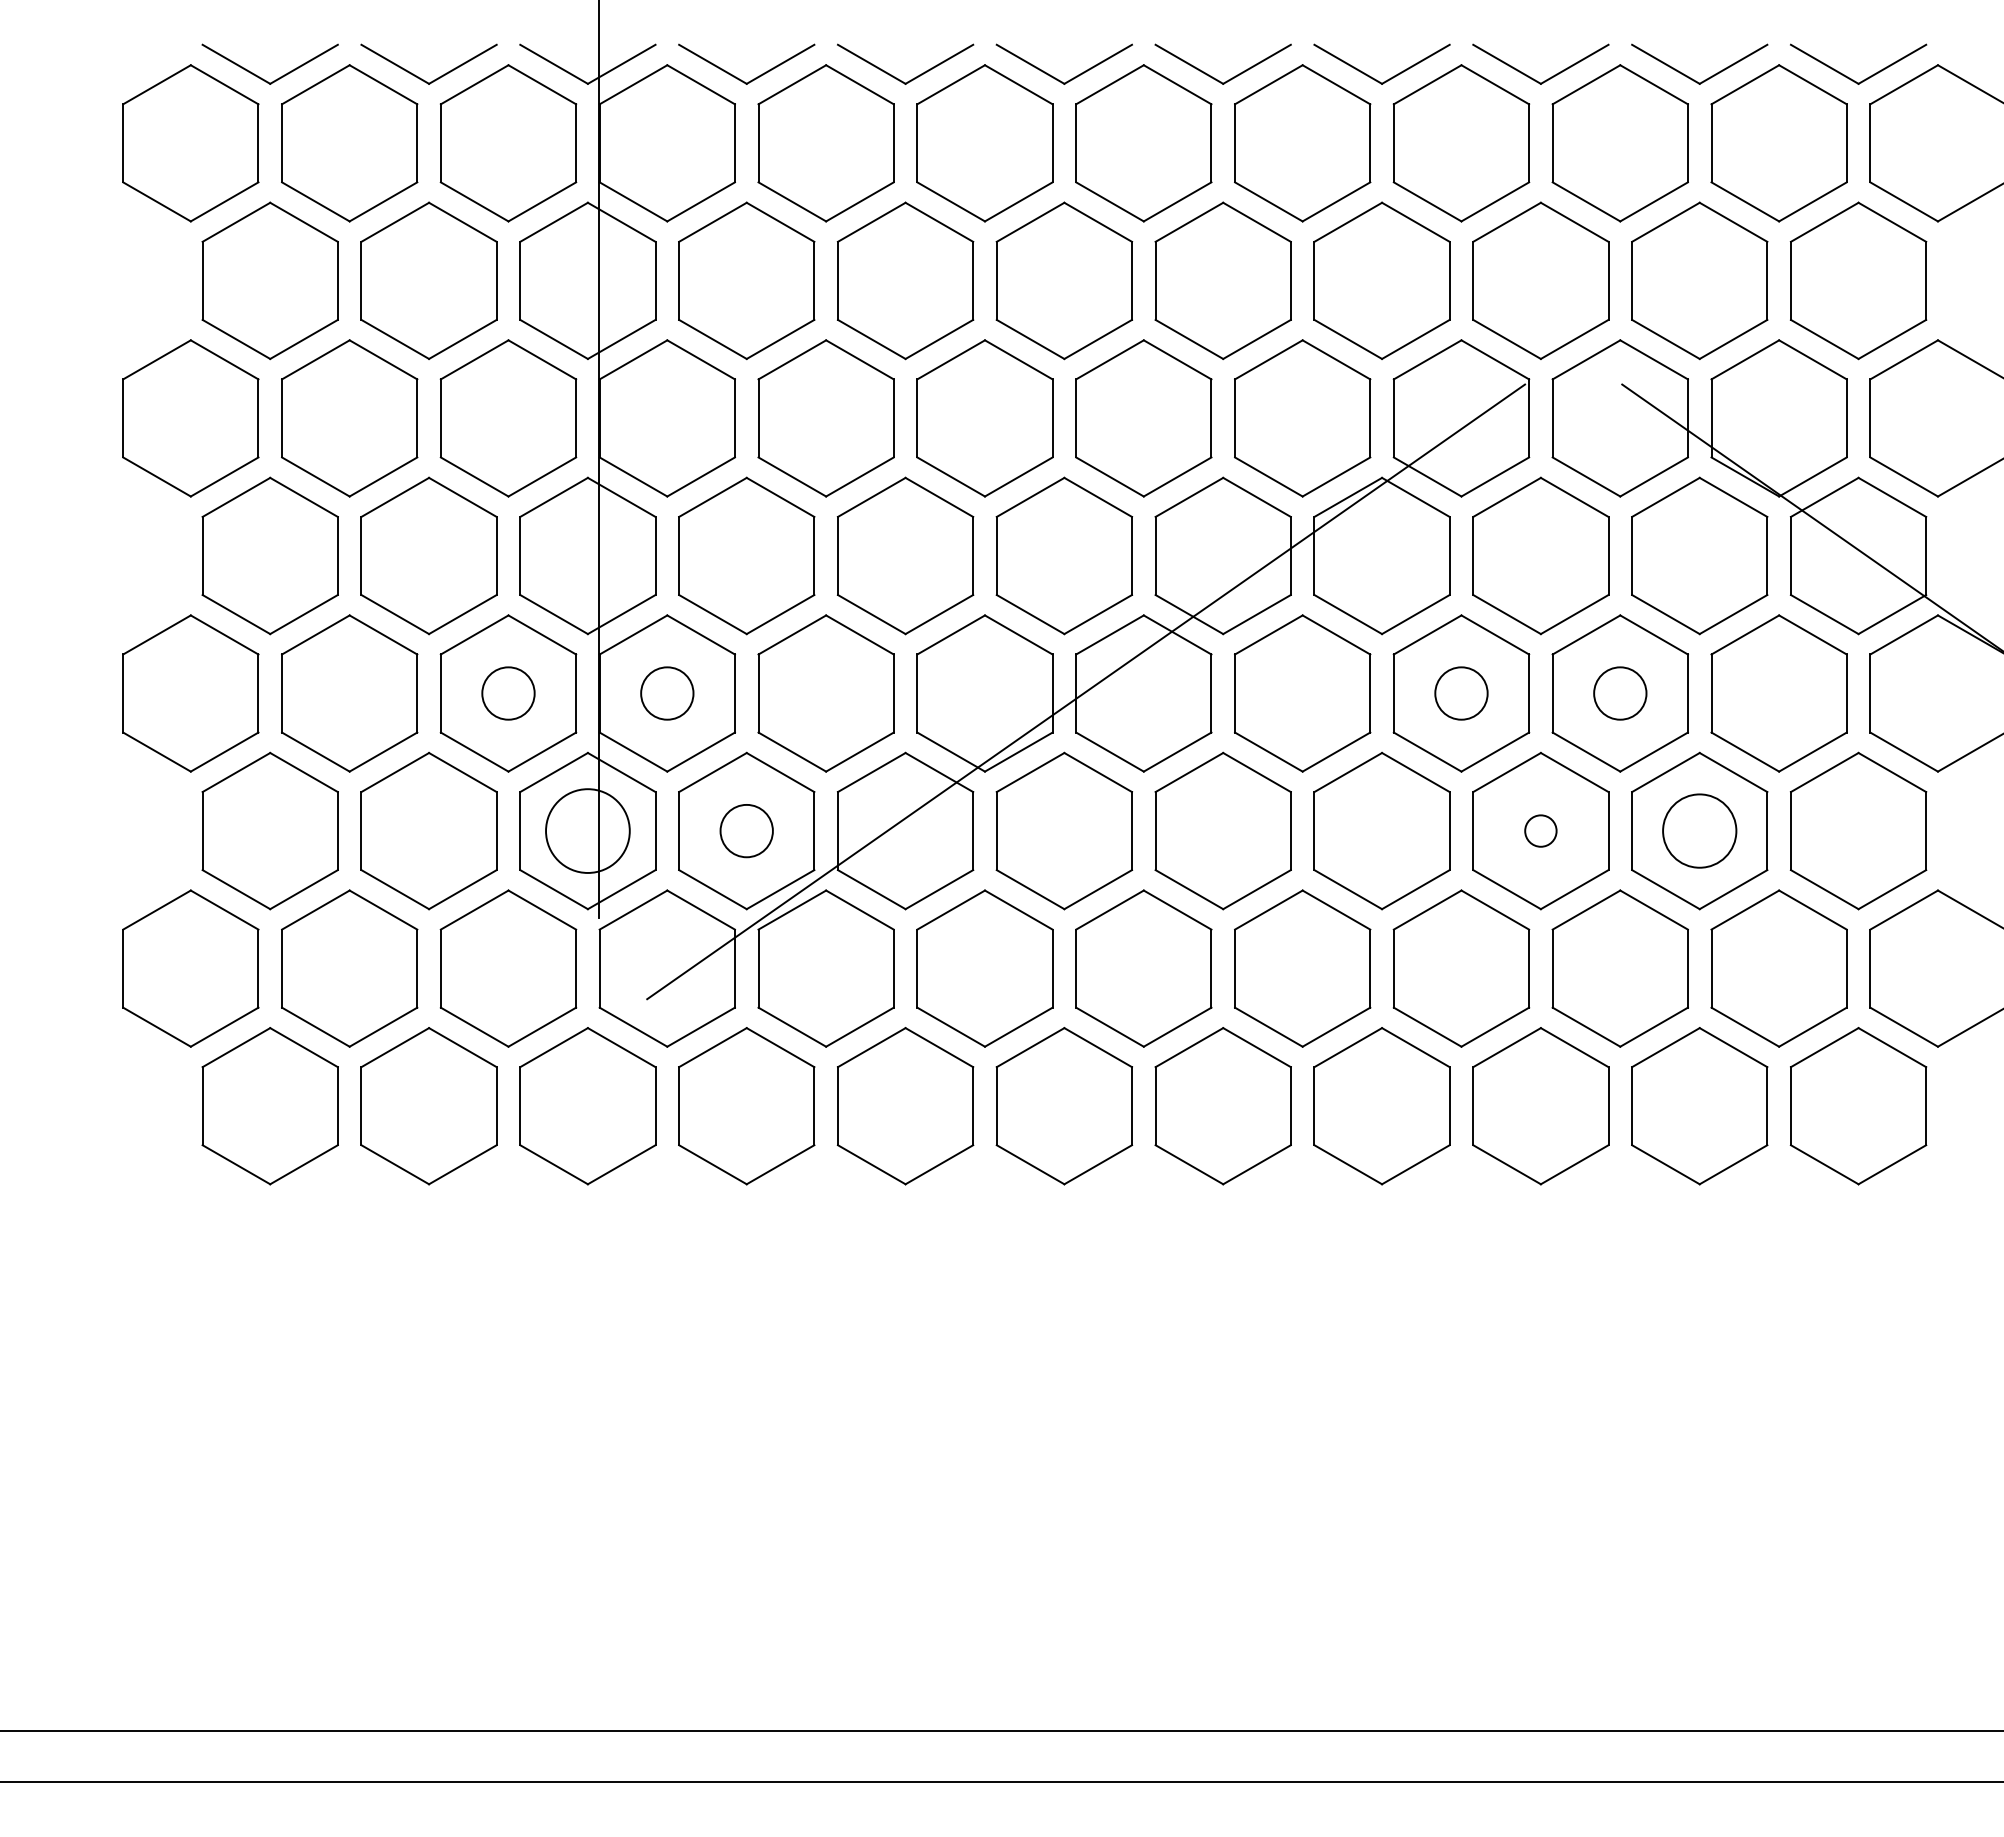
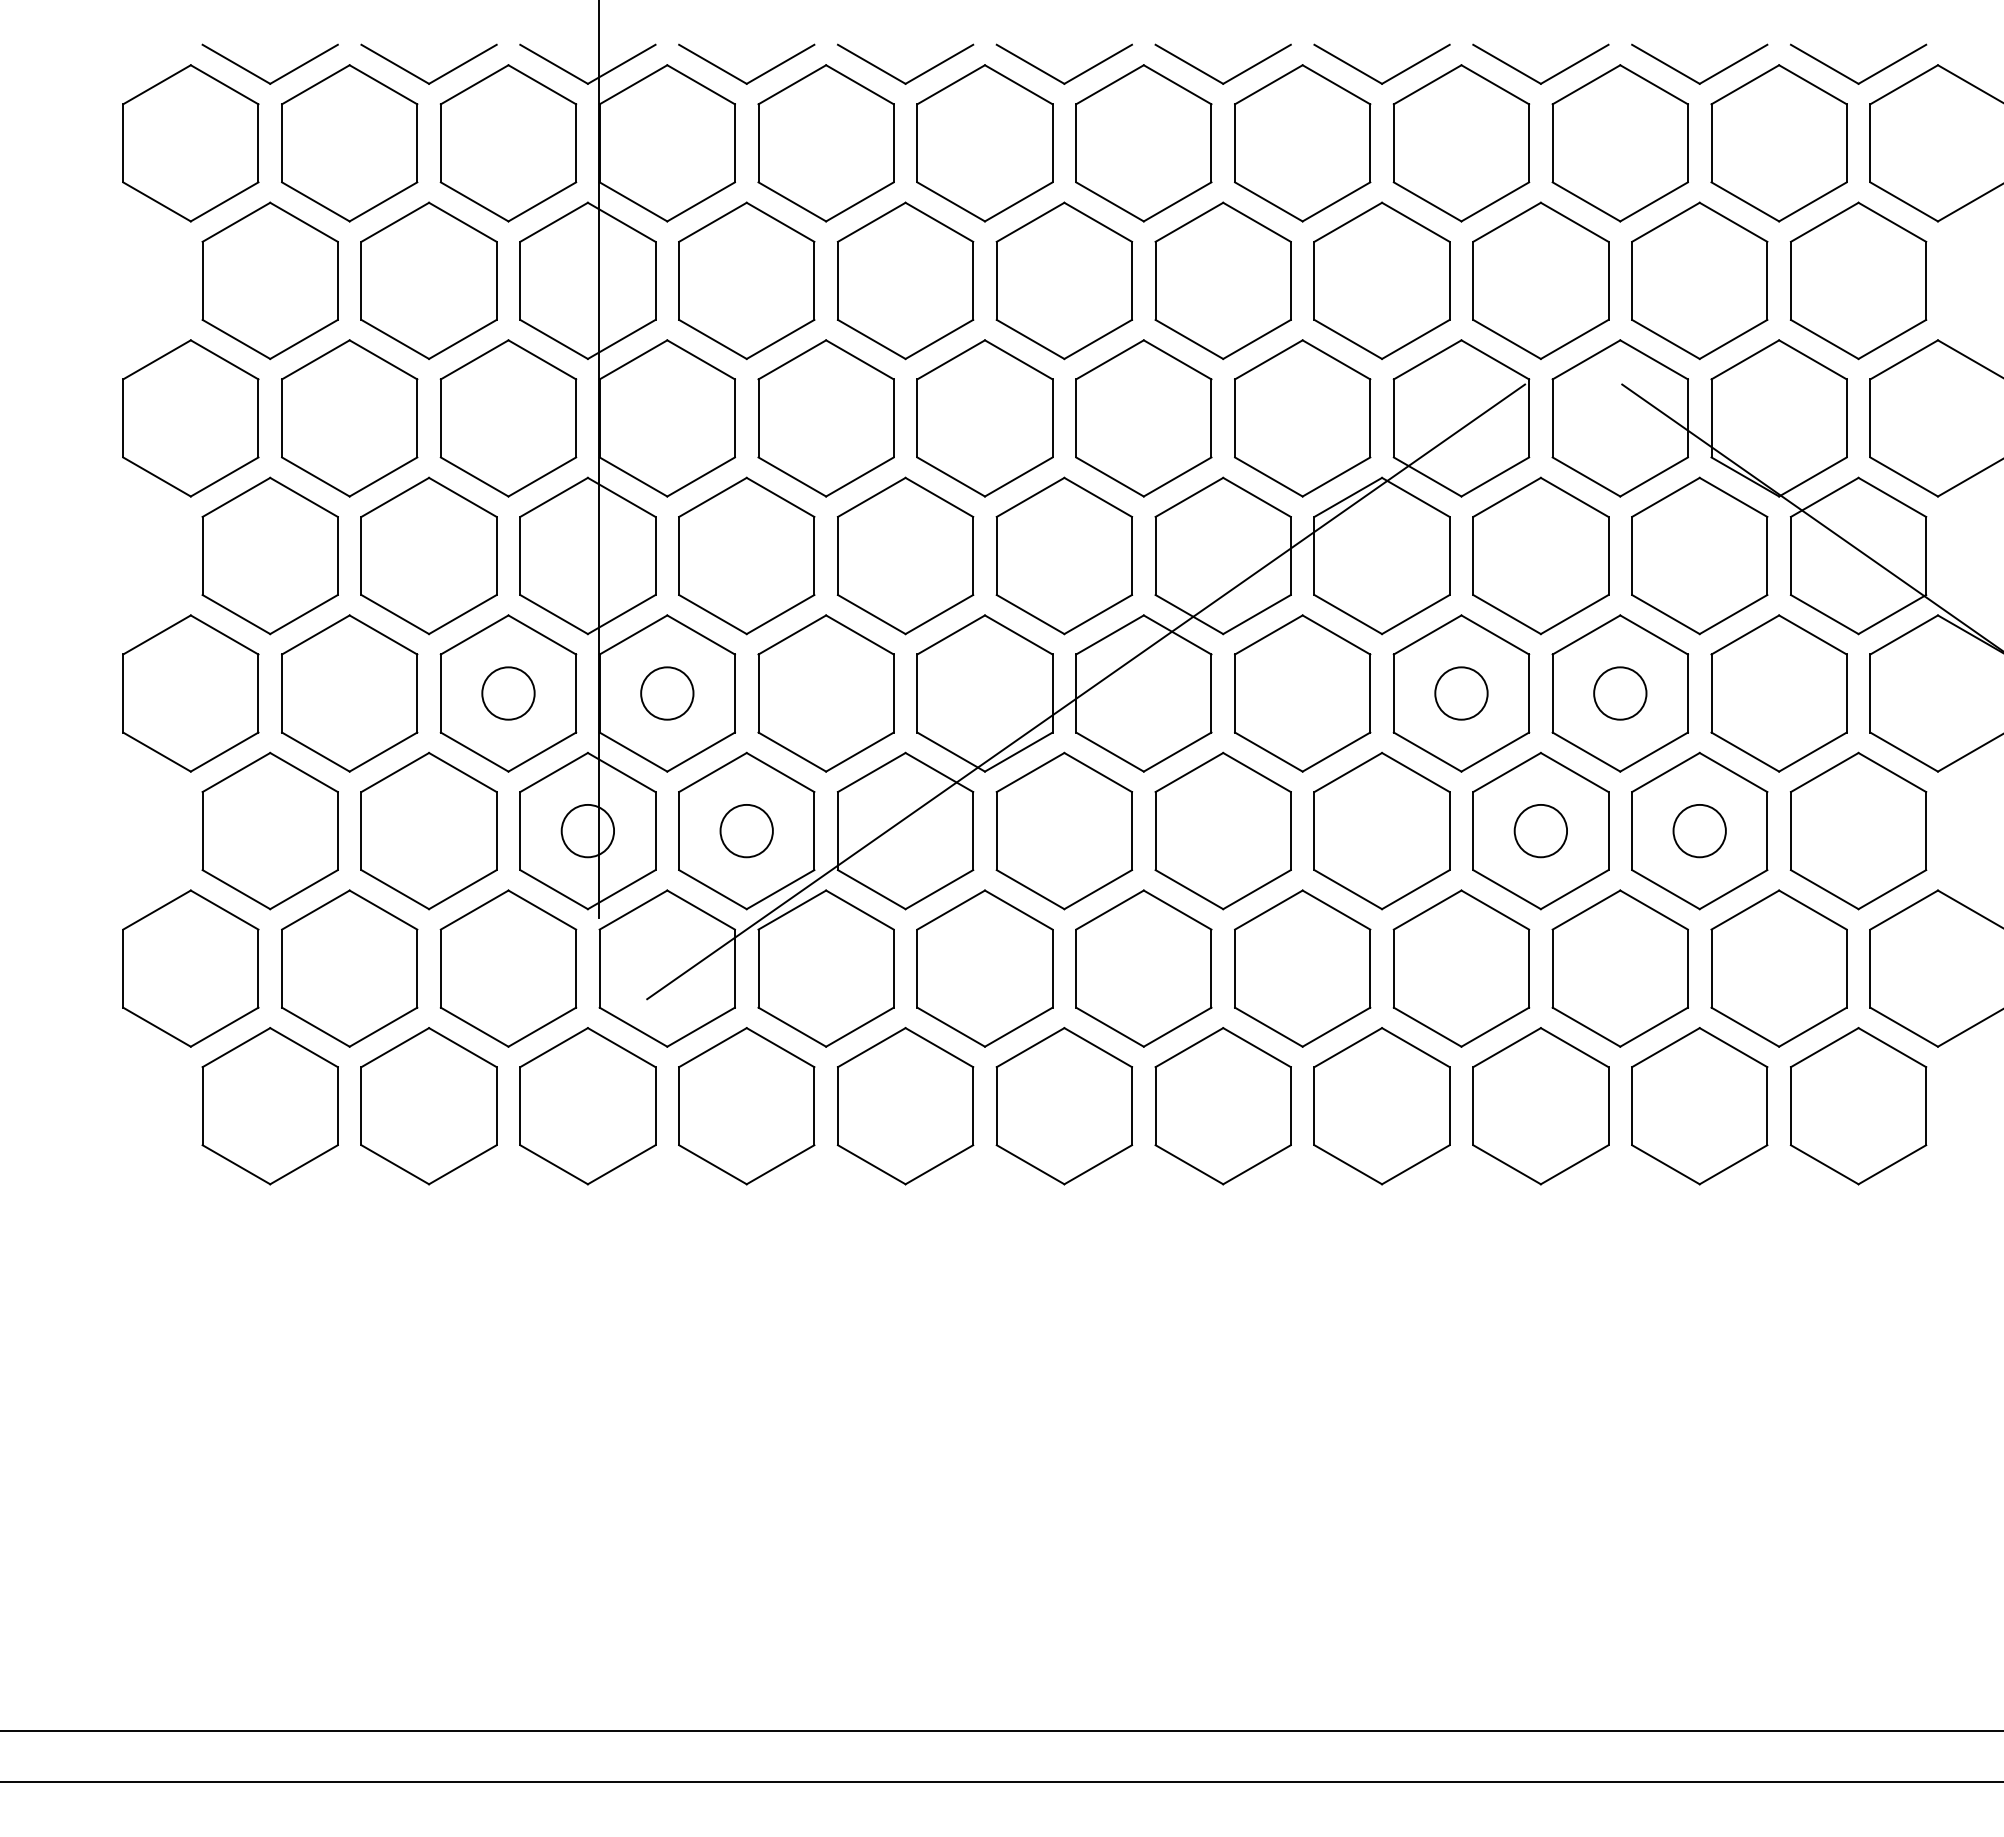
circle diameter: 84 px -> 52 px (587, 830)
circle diameter: 31 px -> 52 px (1540, 830)
circle diameter: 73 px -> 52 px (1699, 830)
